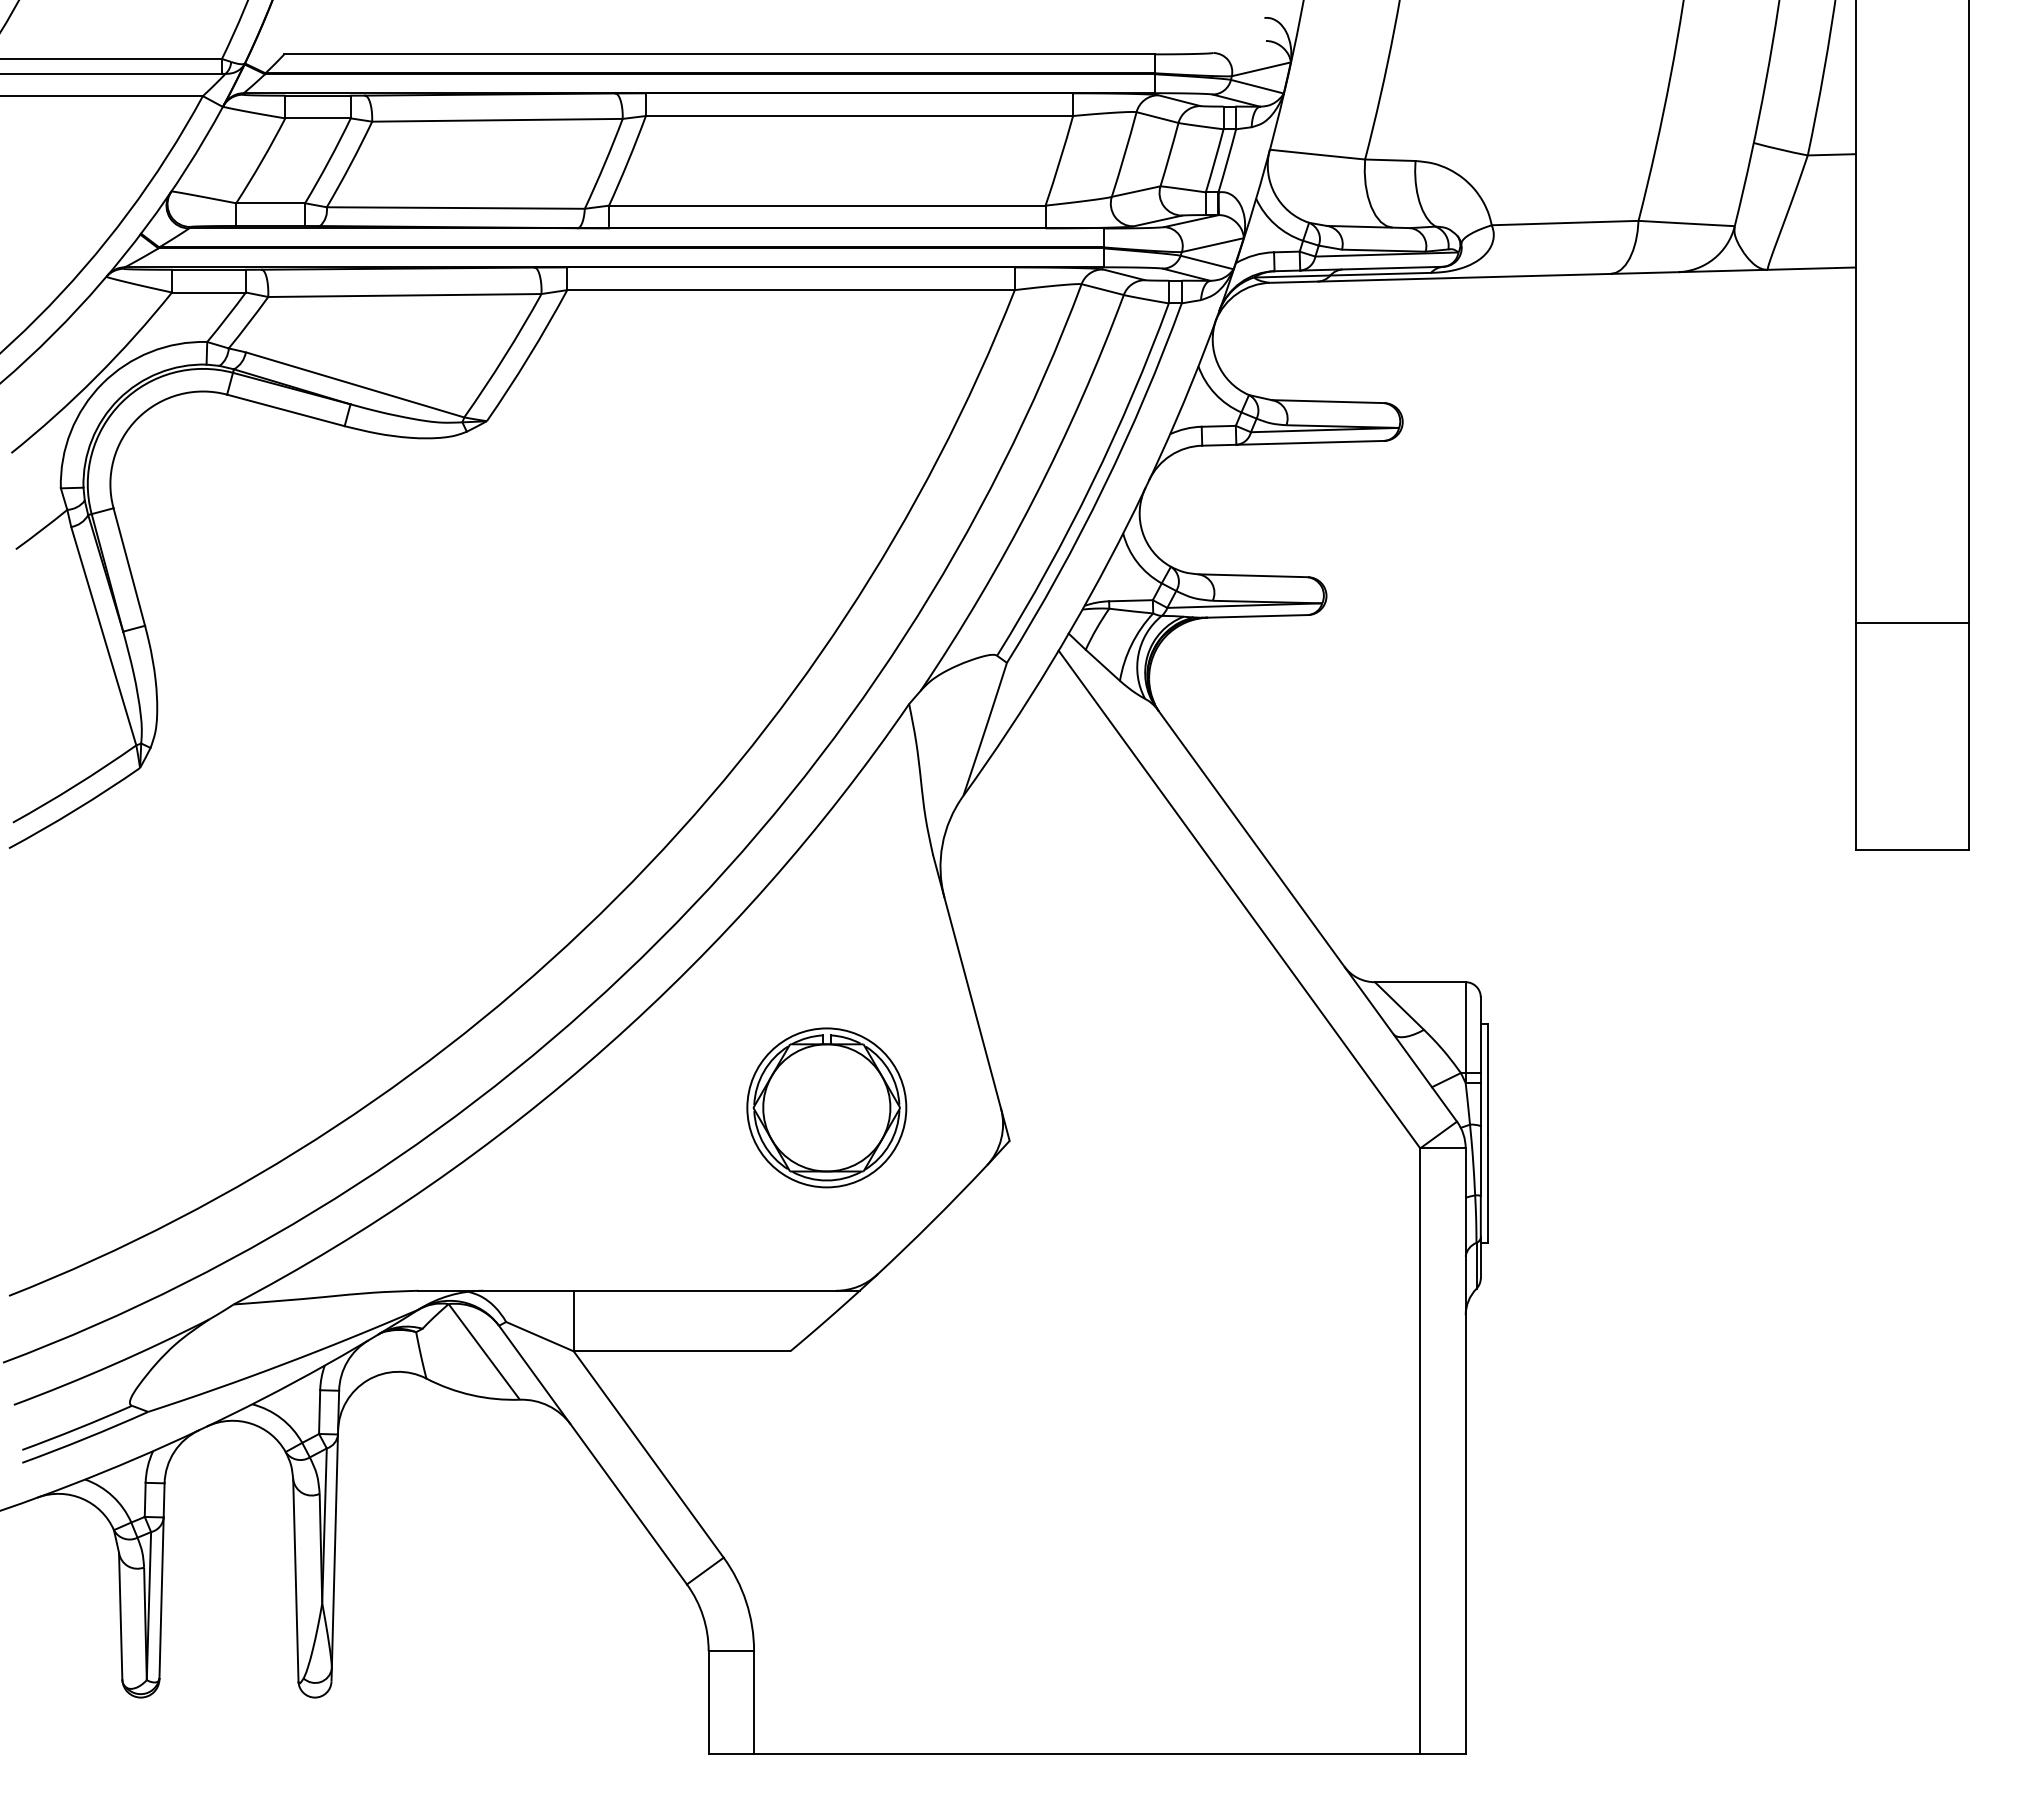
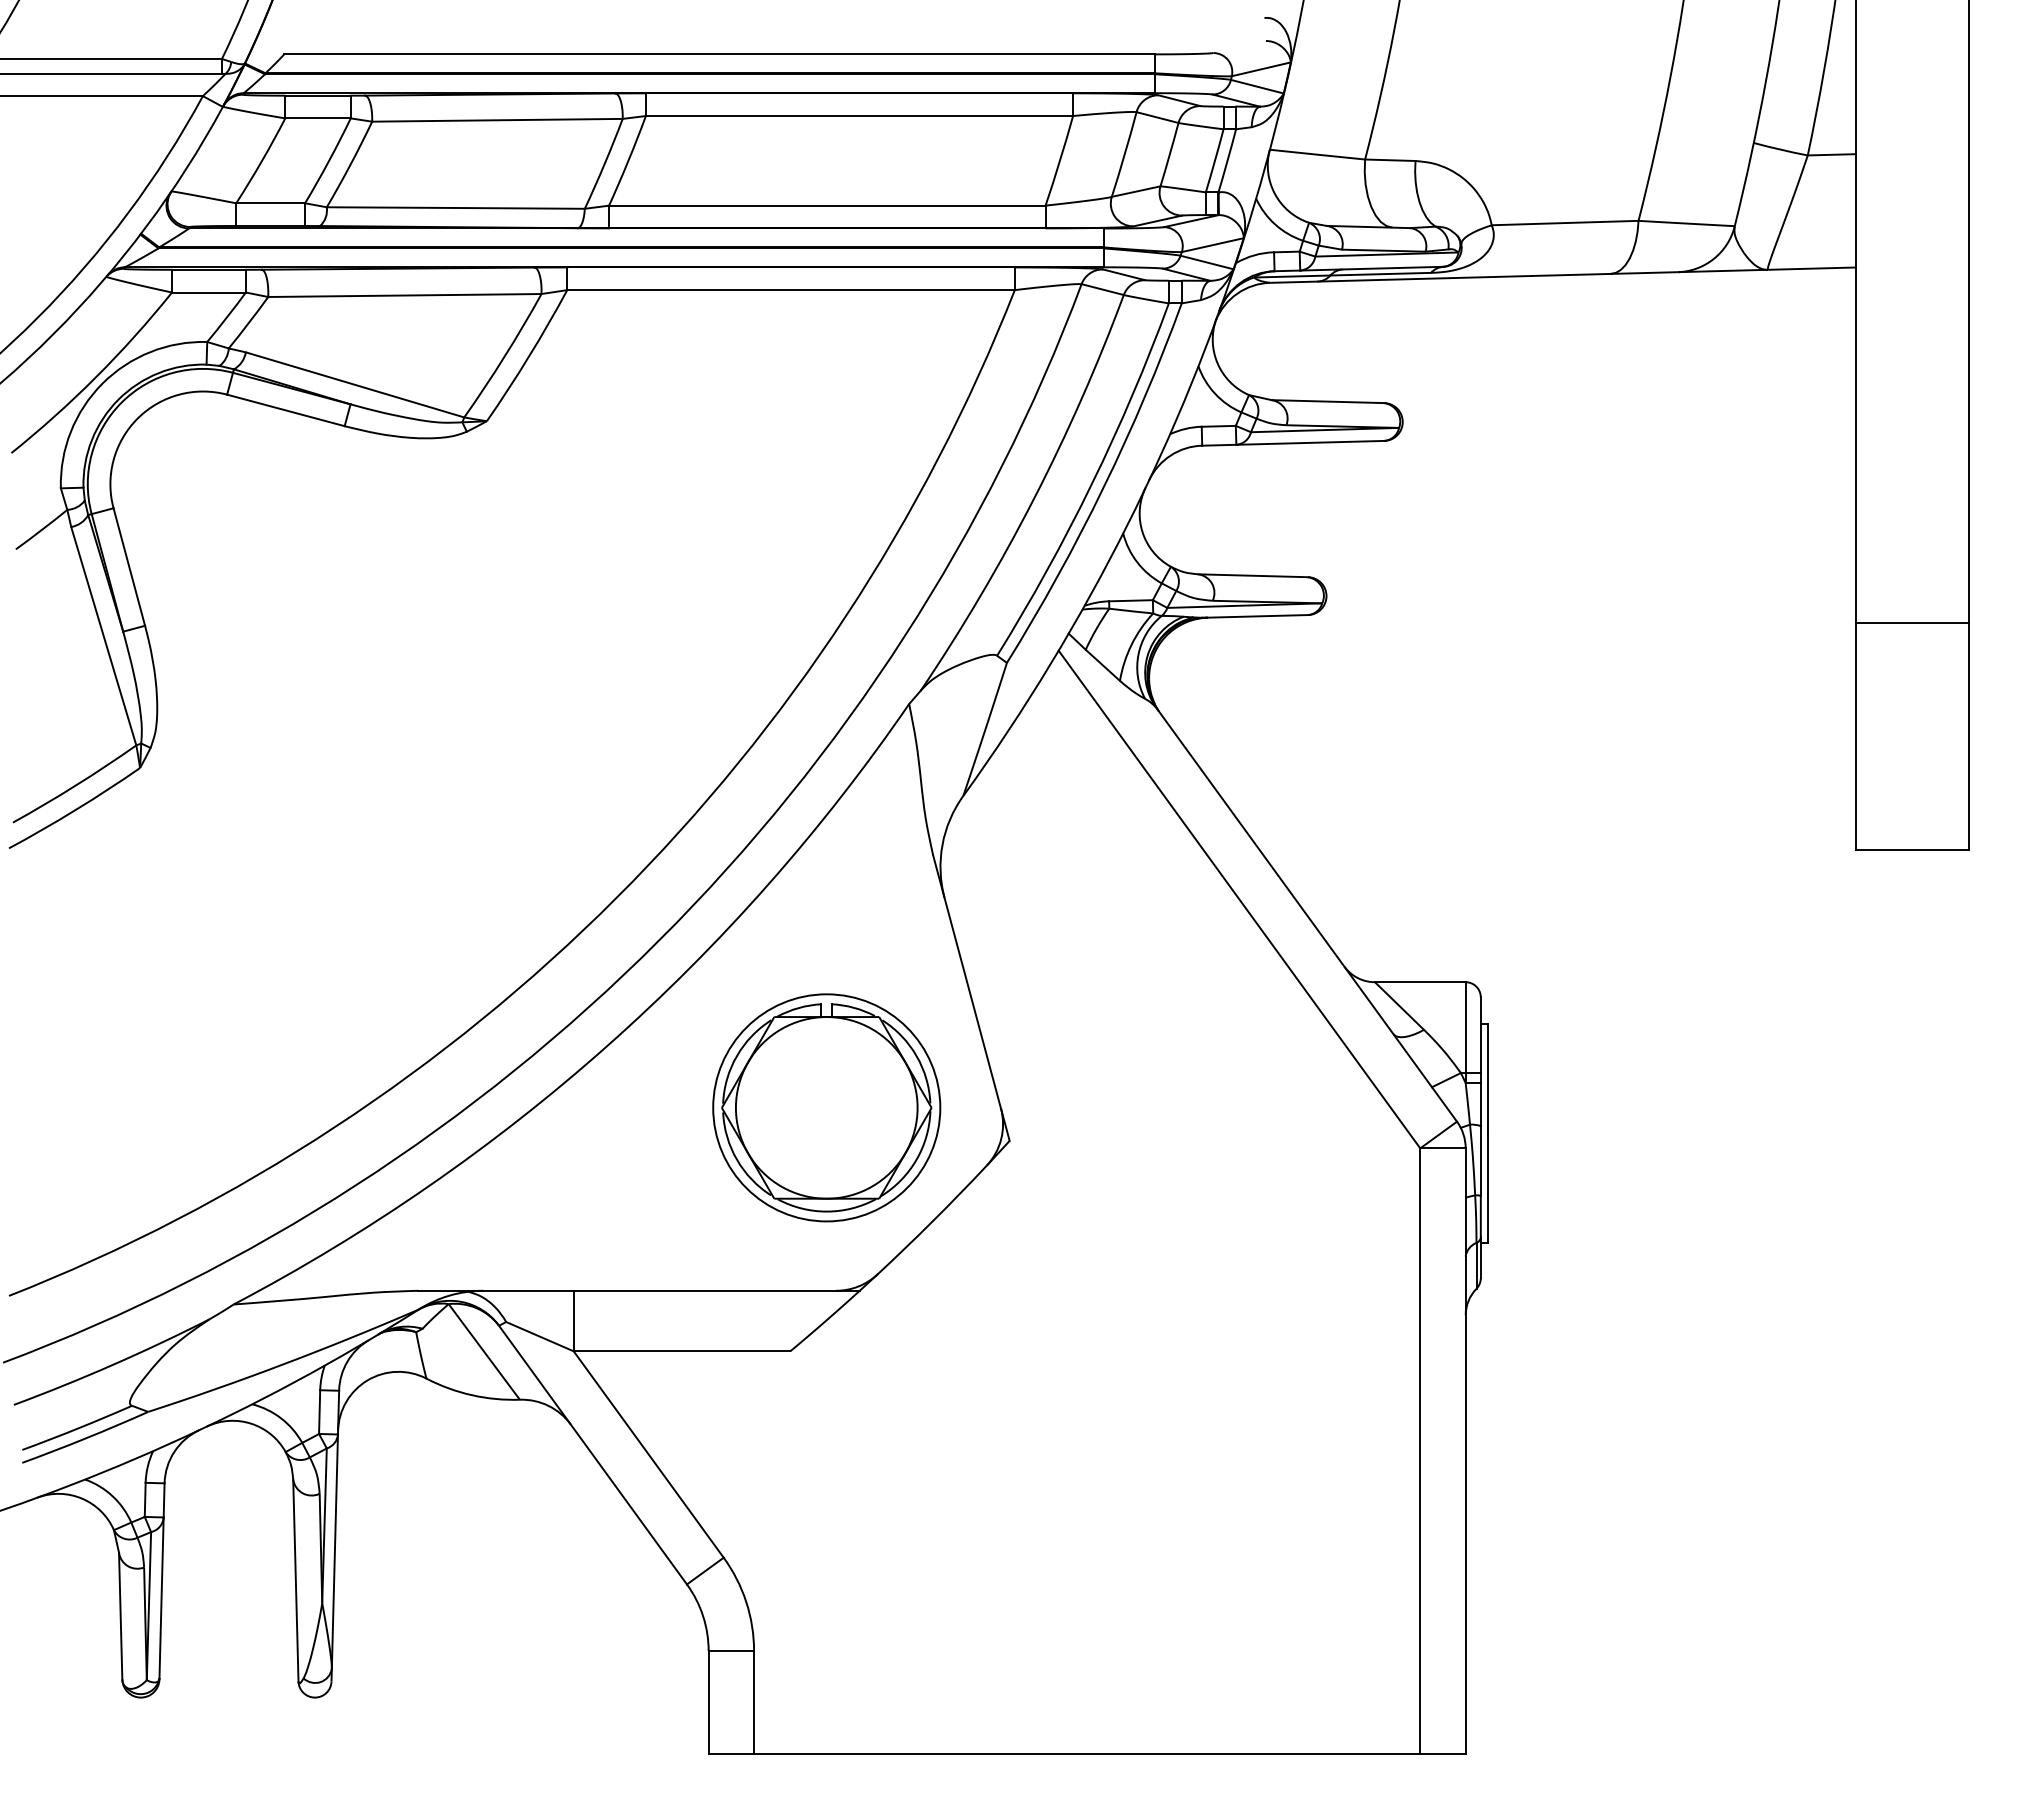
part size: 162x162 px -> 230x230 px (826, 1107)
